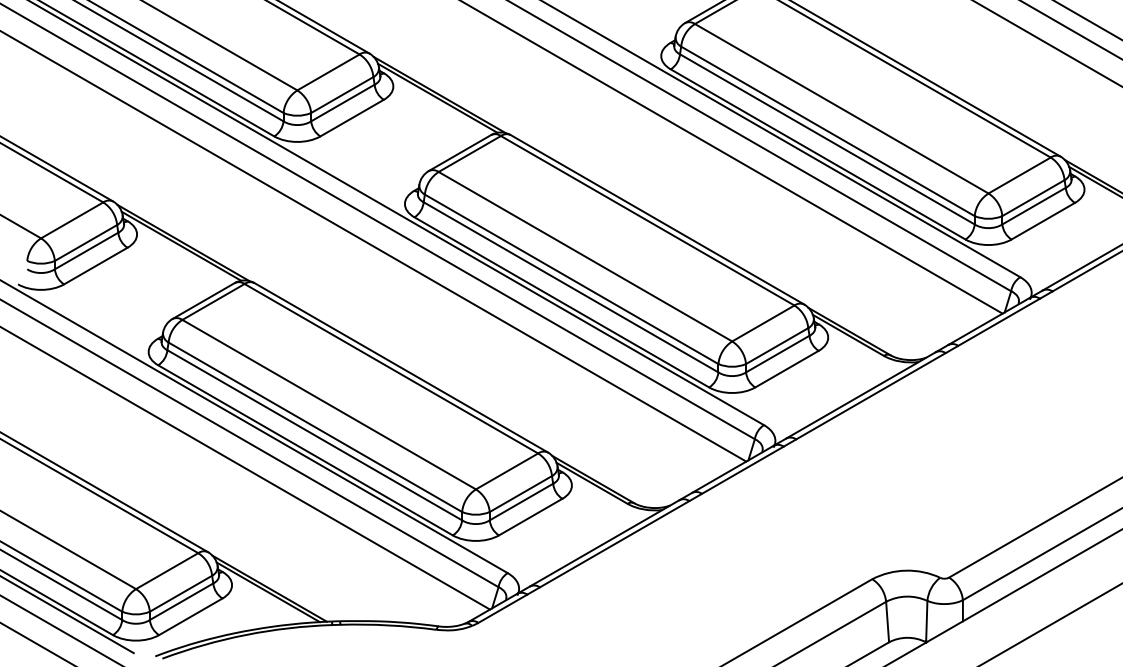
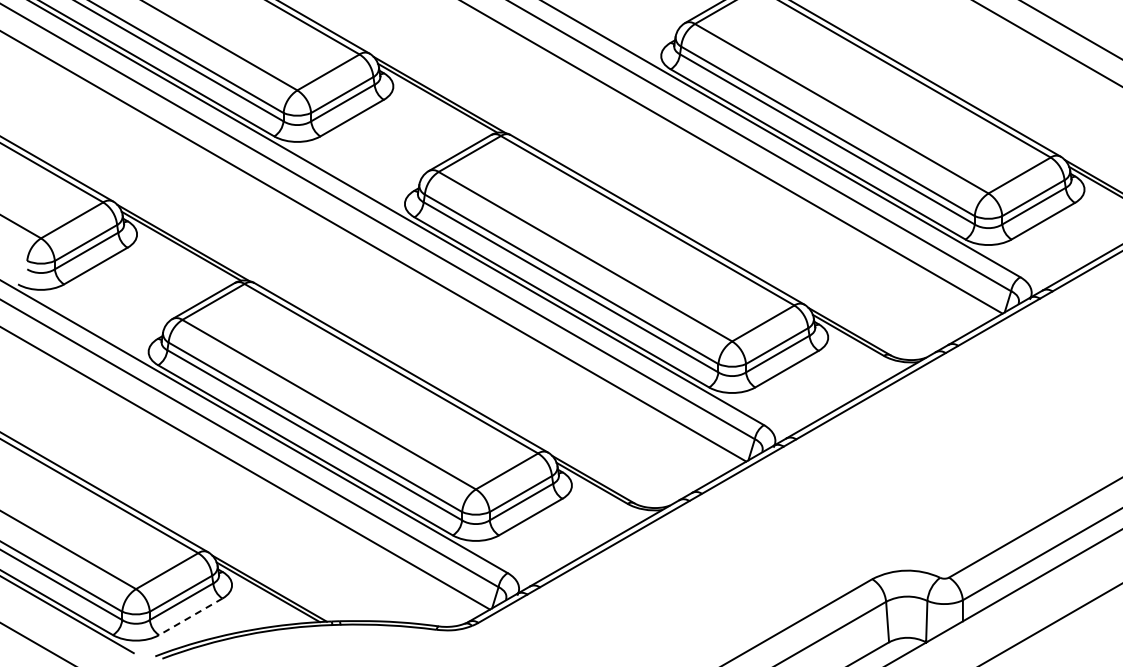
line: present -> none (1087, 20)
line: solid -> dashed (190, 616)
line: present -> none (60, 629)
